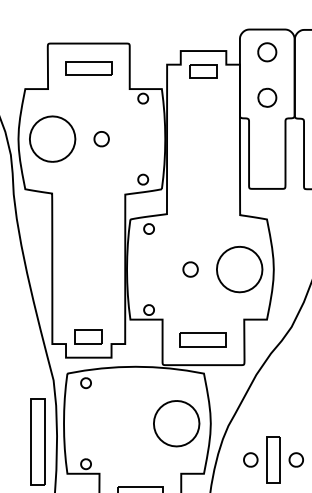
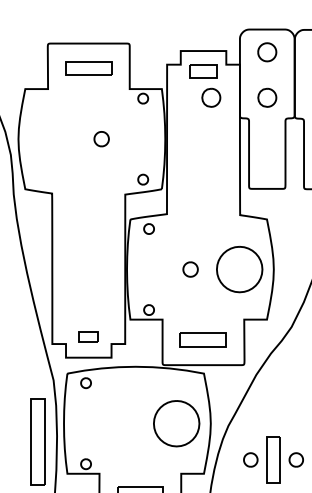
part: none -> present (211, 97)
part: present -> none (52, 138)
part size: 29x16 px -> 21x12 px (88, 336)
